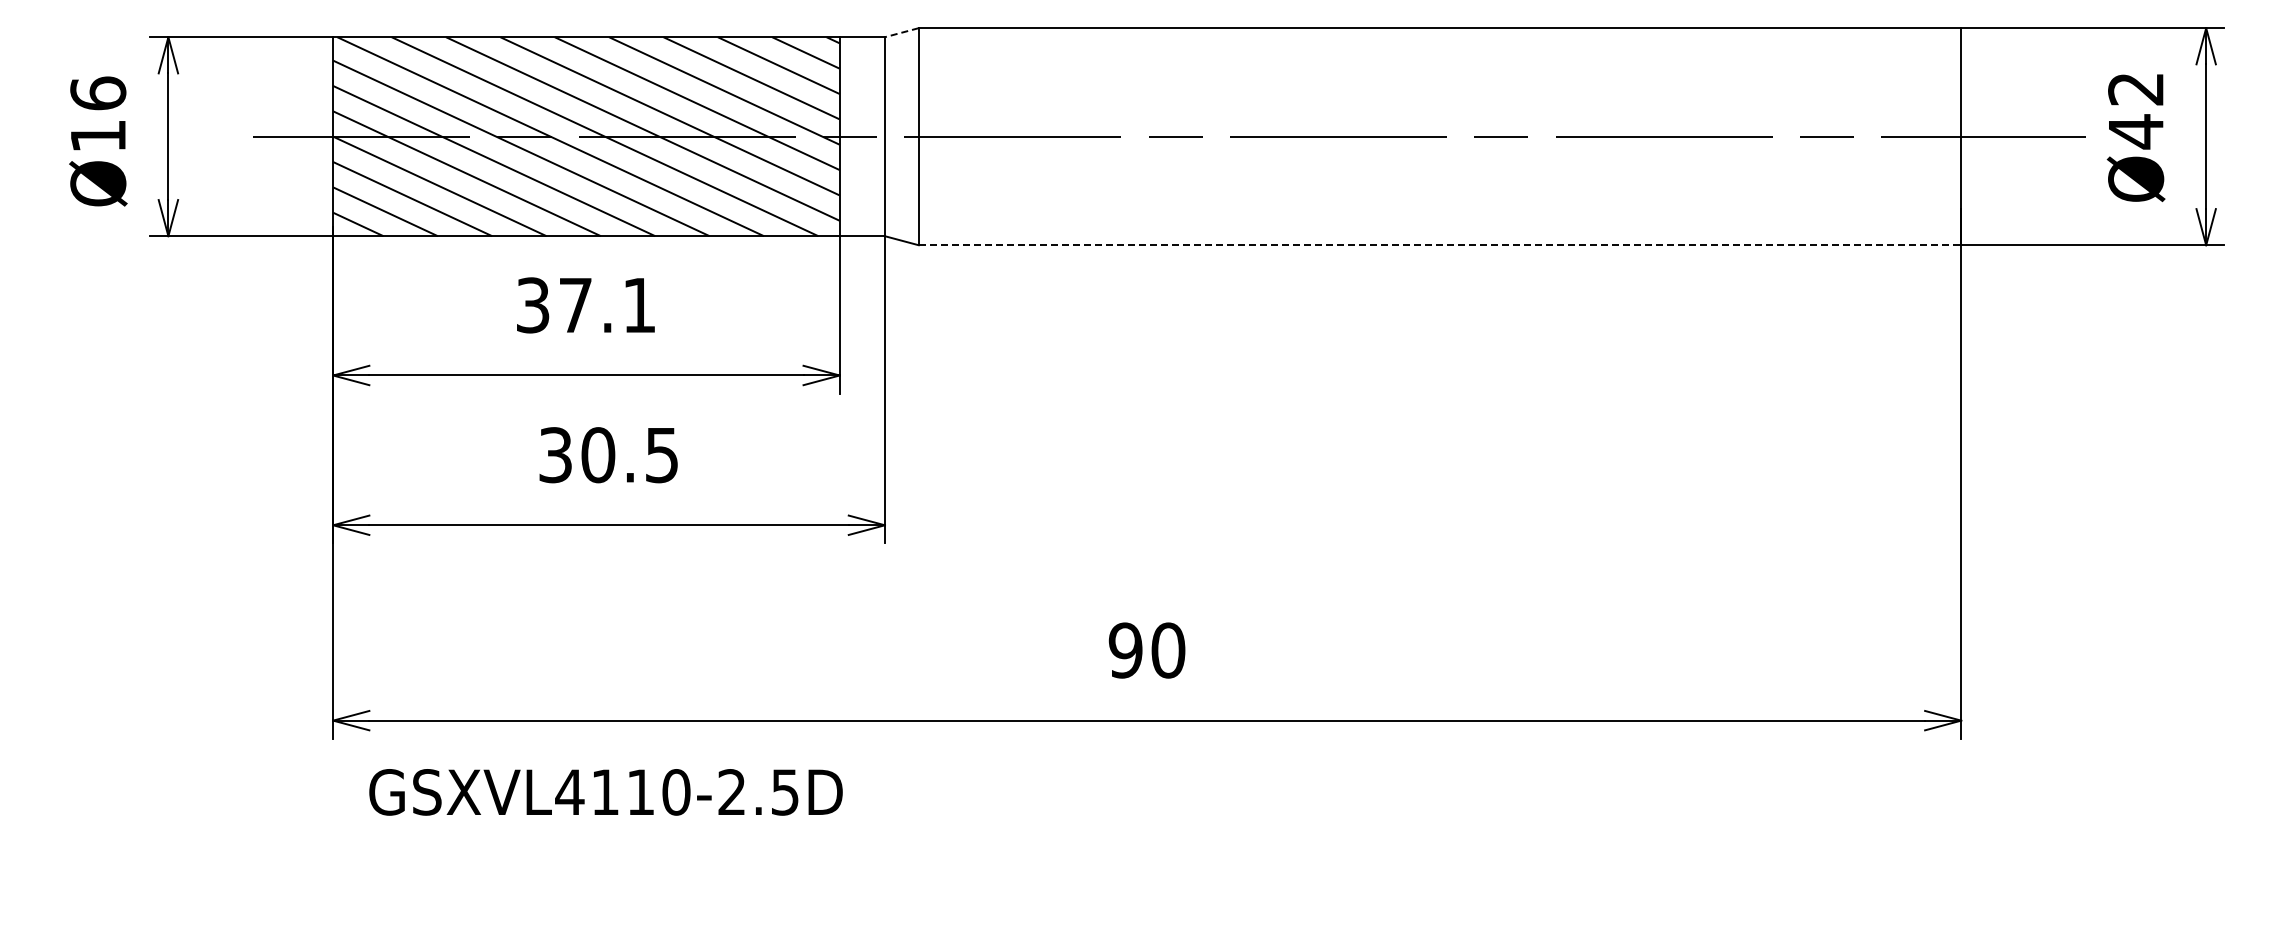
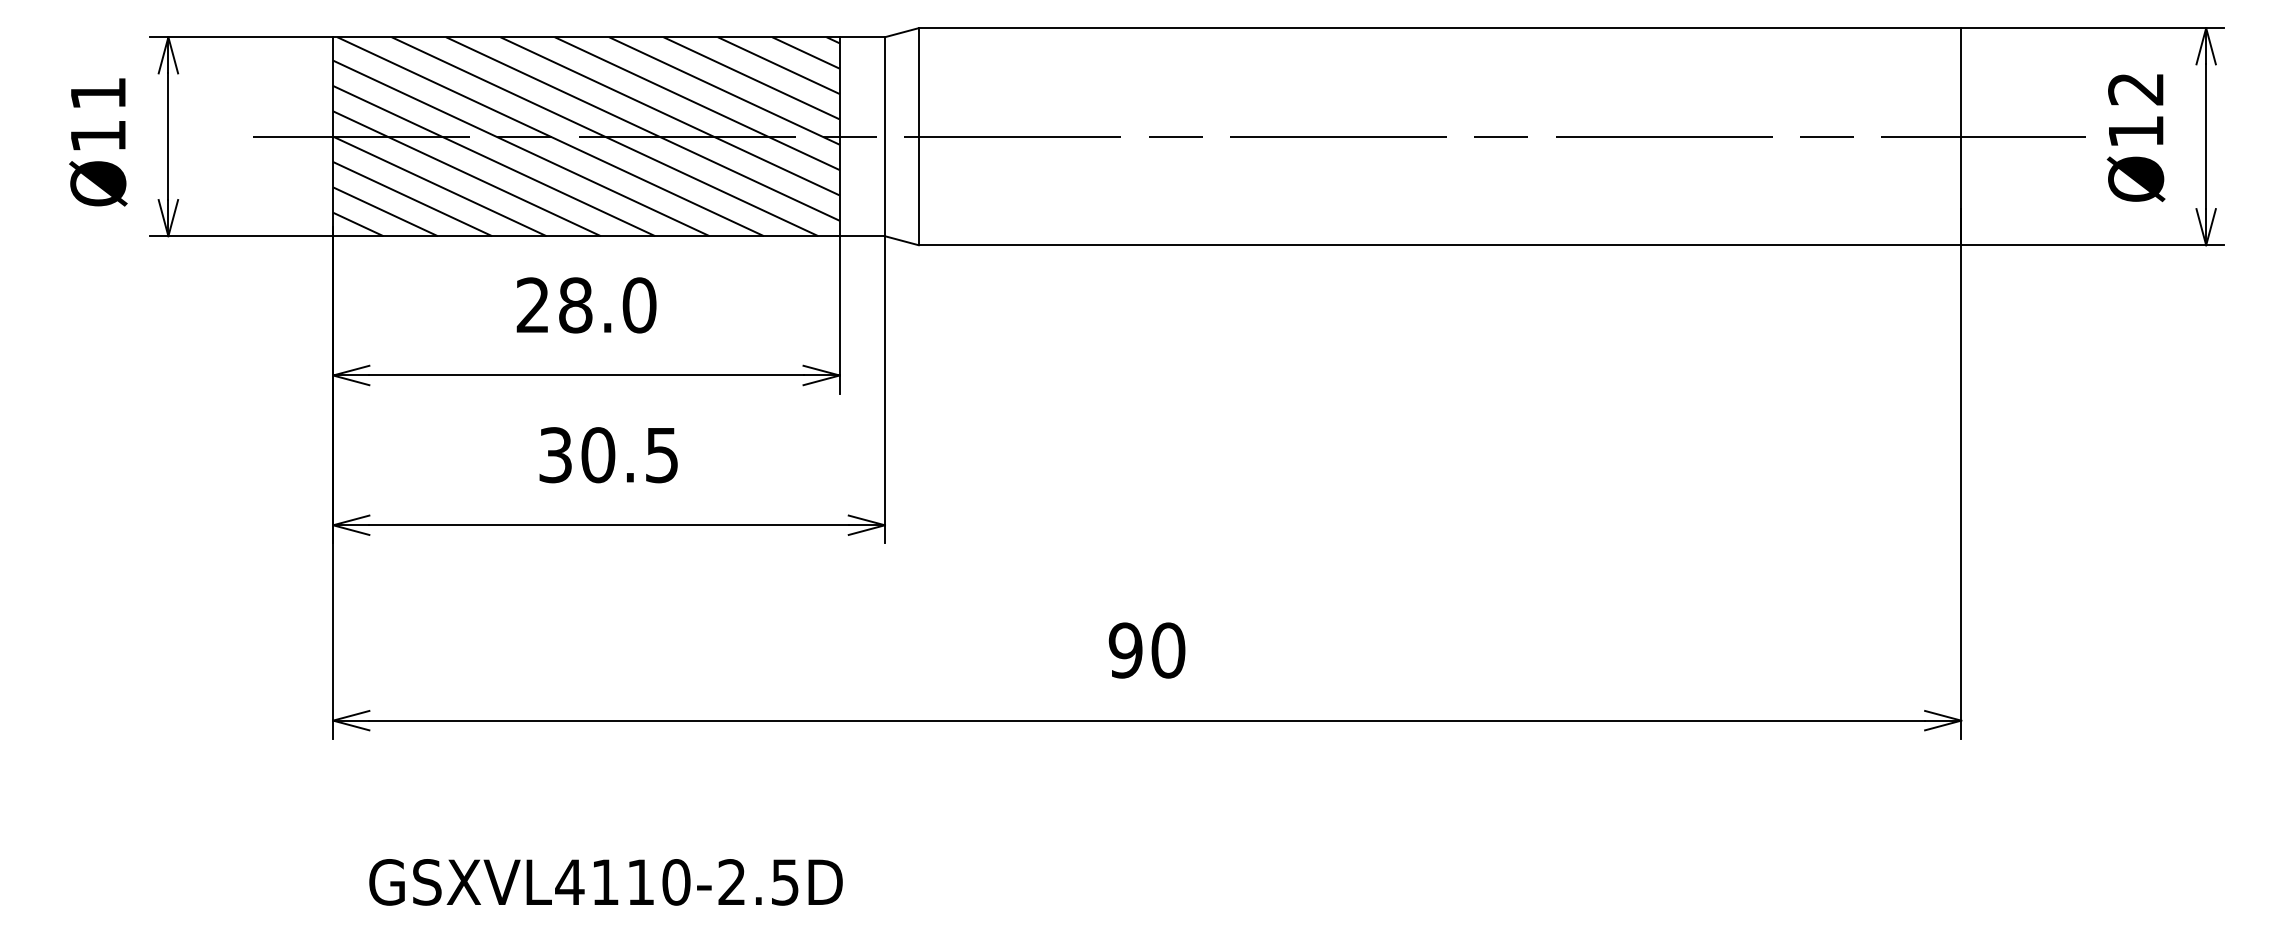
line: dashed -> solid (901, 32)
text: Ø16 -> Ø11 (98, 93)
text: Ø42 -> Ø12 (2136, 131)
line: dashed -> solid (1440, 245)
text: 37.1 -> 28.0 (586, 305)
text position: (605, 792) -> (605, 882) (605, 882)
